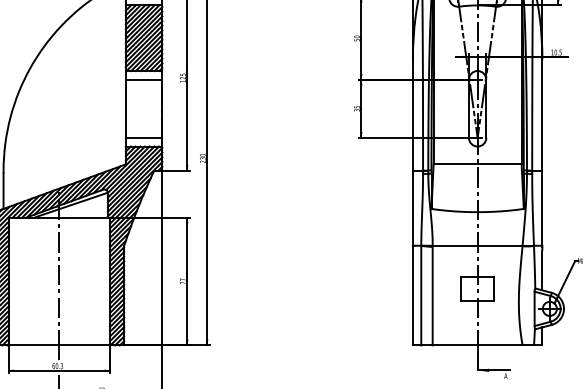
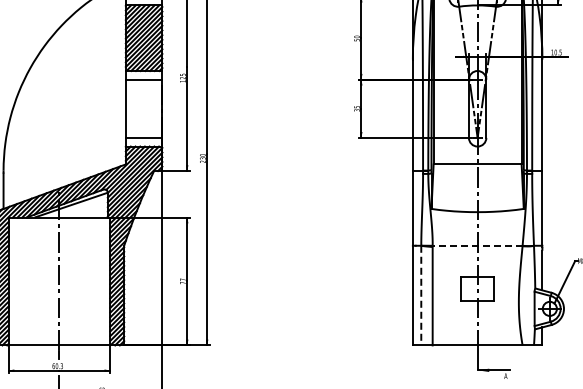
line: solid -> dashed (477, 245)
line: solid -> dashed (421, 295)
